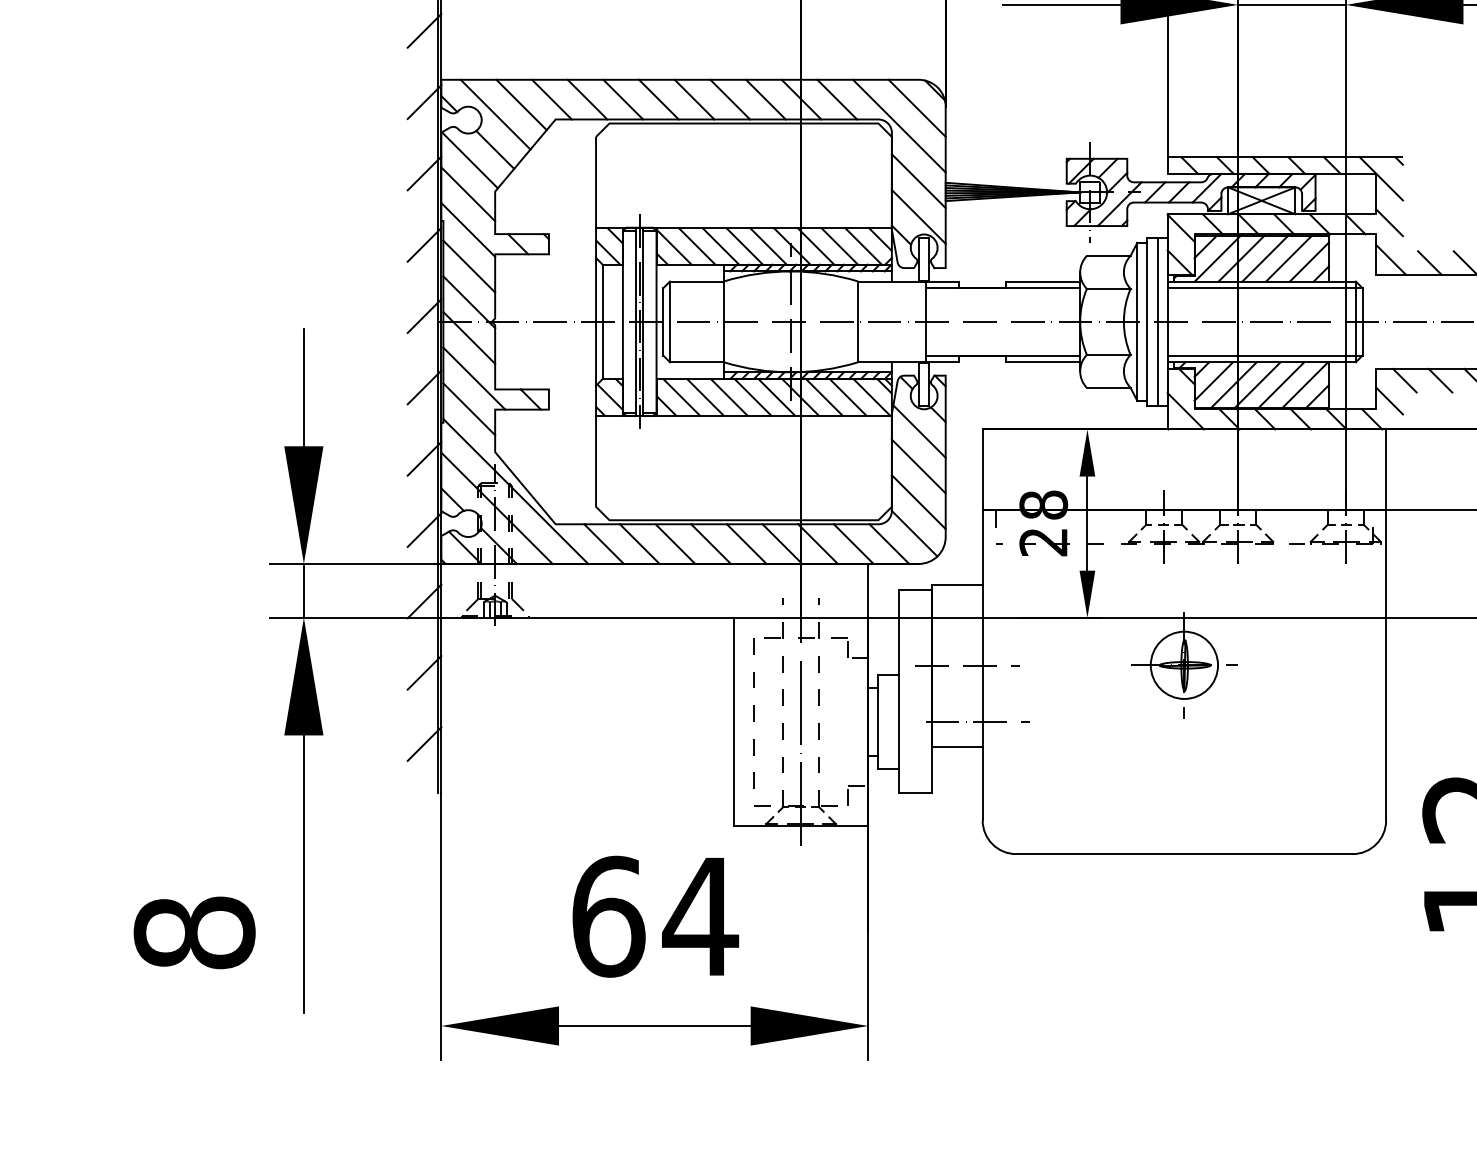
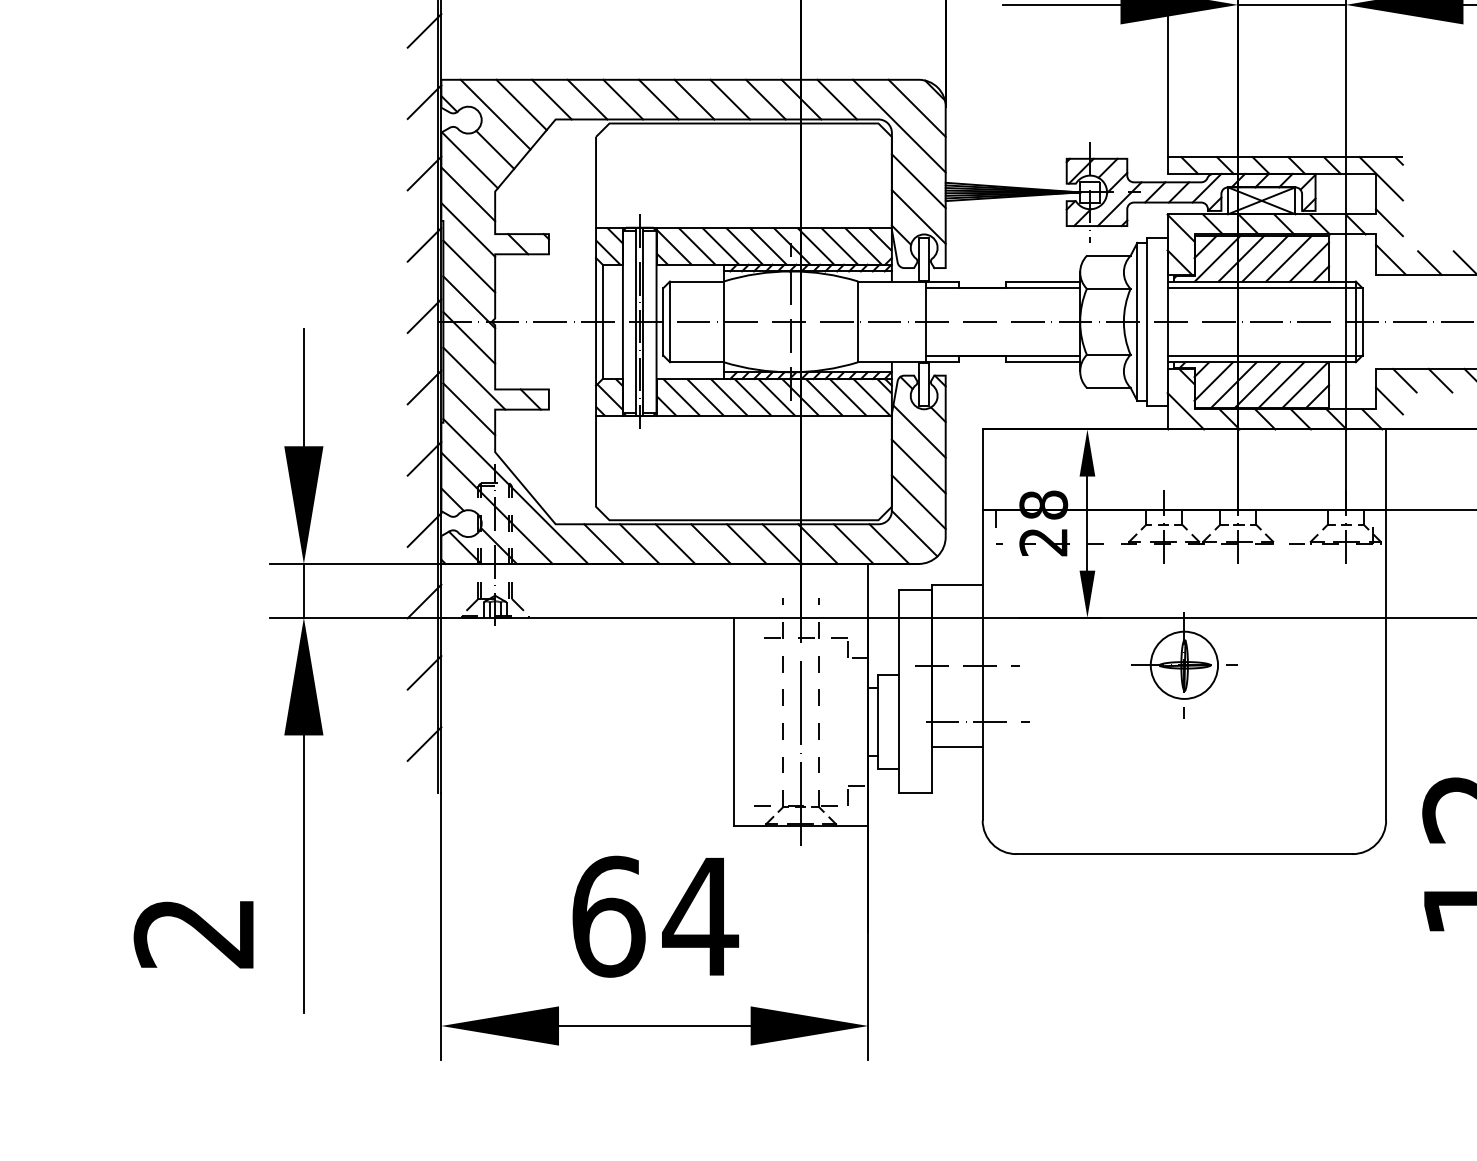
line: present -> none (1157, 321)
line: present -> none (753, 713)
text: 8 -> 2 (194, 932)
